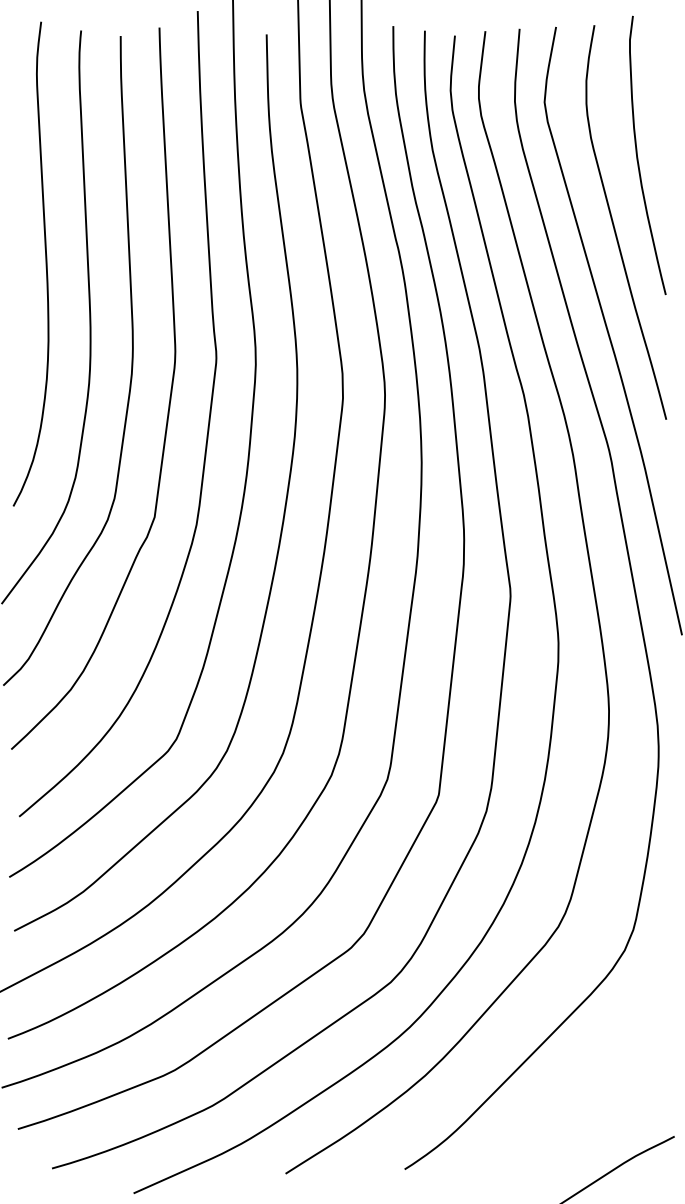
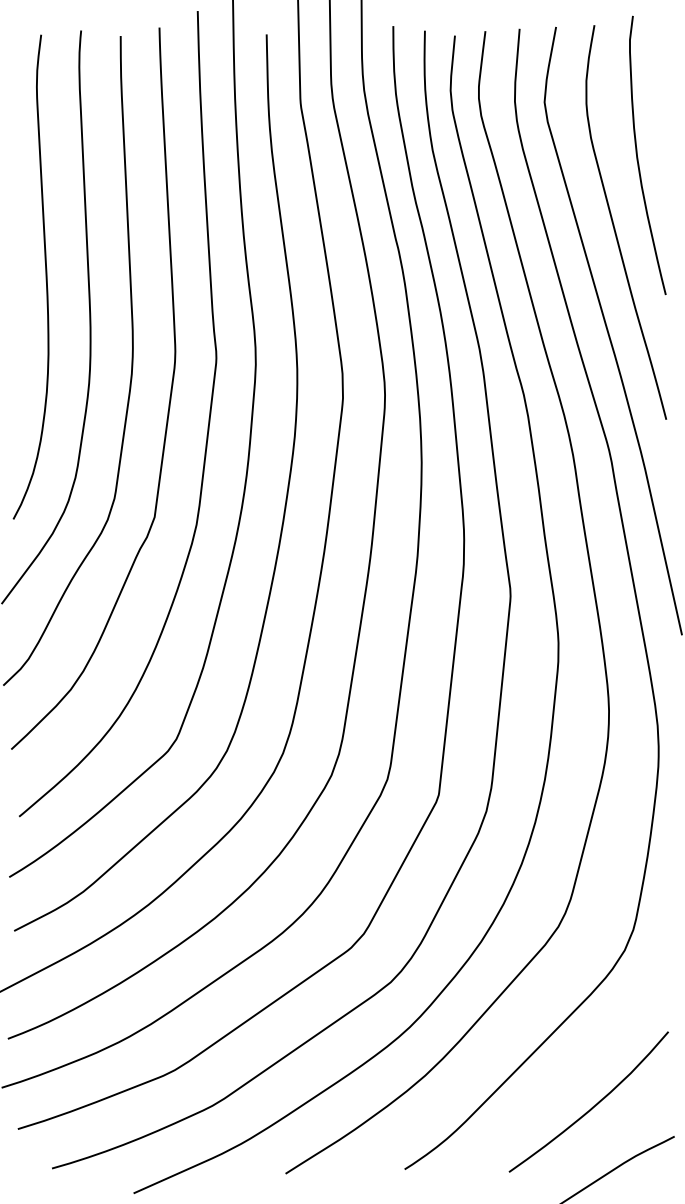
curve position: (45, 263) -> (45, 276) (45, 276)
curve: none -> present (592, 1106)
